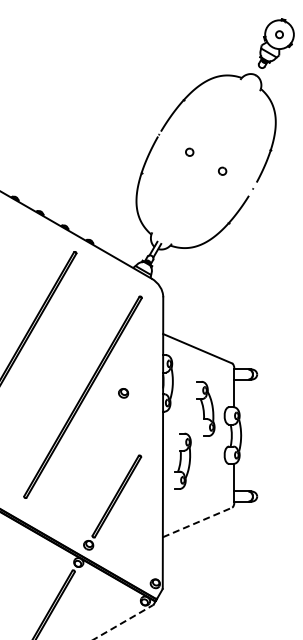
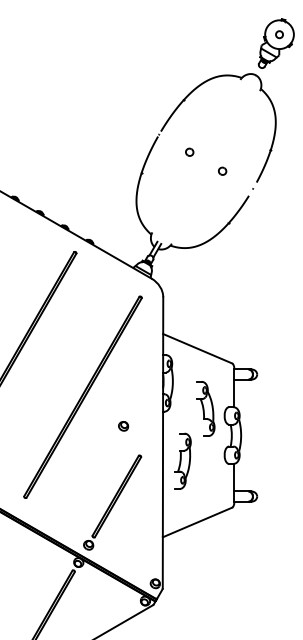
part position: (123, 393) -> (123, 426) (123, 426)
line: dashed -> solid (197, 522)
line: dashed -> solid (123, 622)
